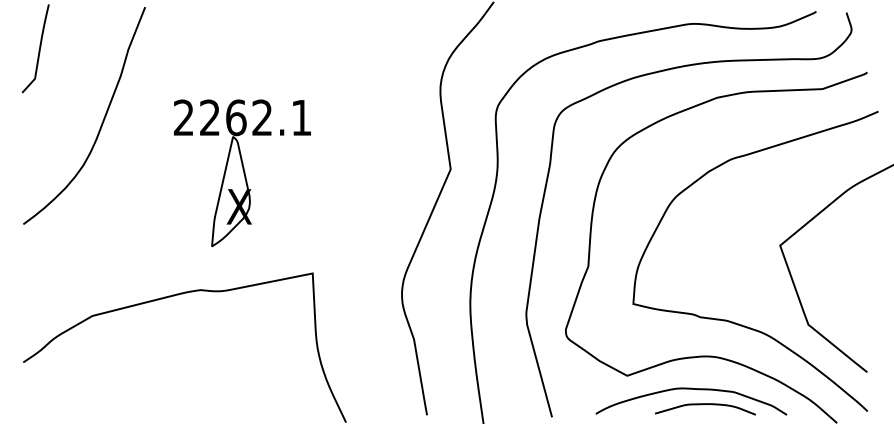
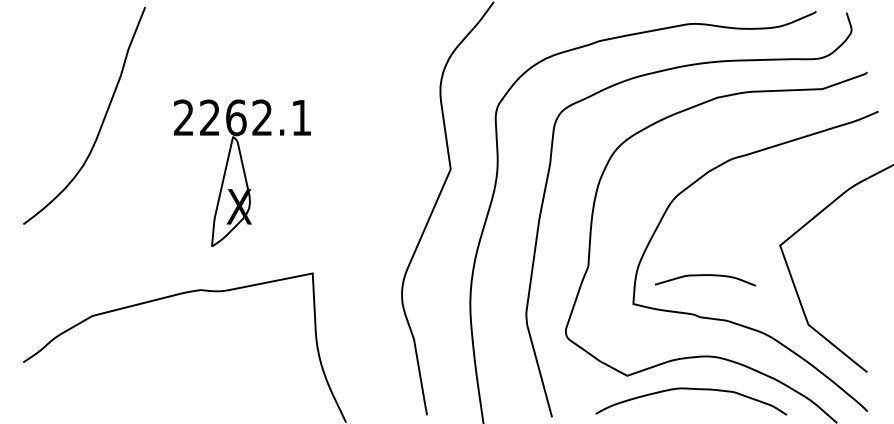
curve: present -> none (38, 50)
curve position: (705, 404) -> (705, 275) (705, 275)
